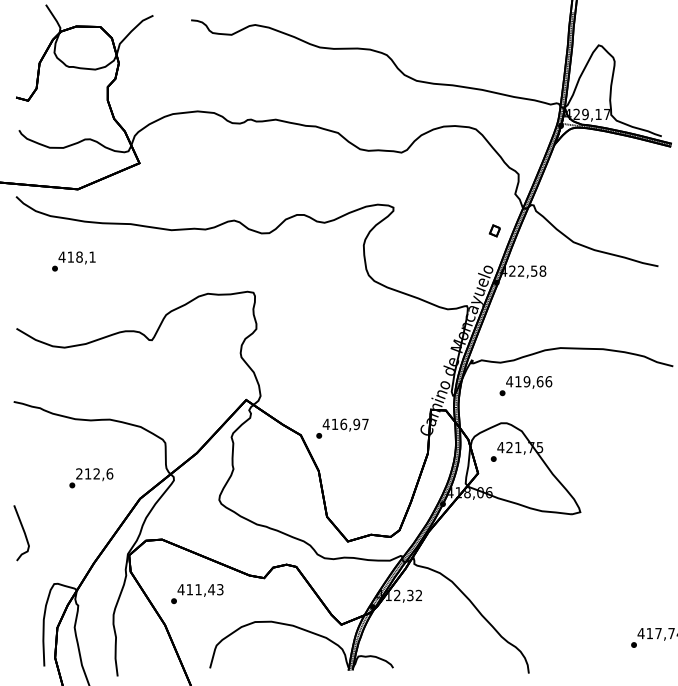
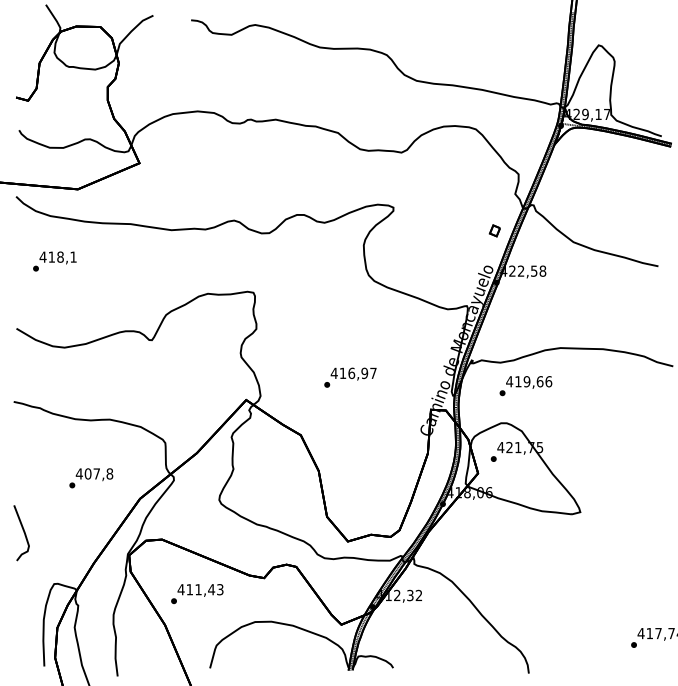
text position: (73, 261) -> (54, 261) (54, 261)
text position: (342, 428) -> (350, 377) (350, 377)
text: 212,6 -> 407,8 (94, 473)
